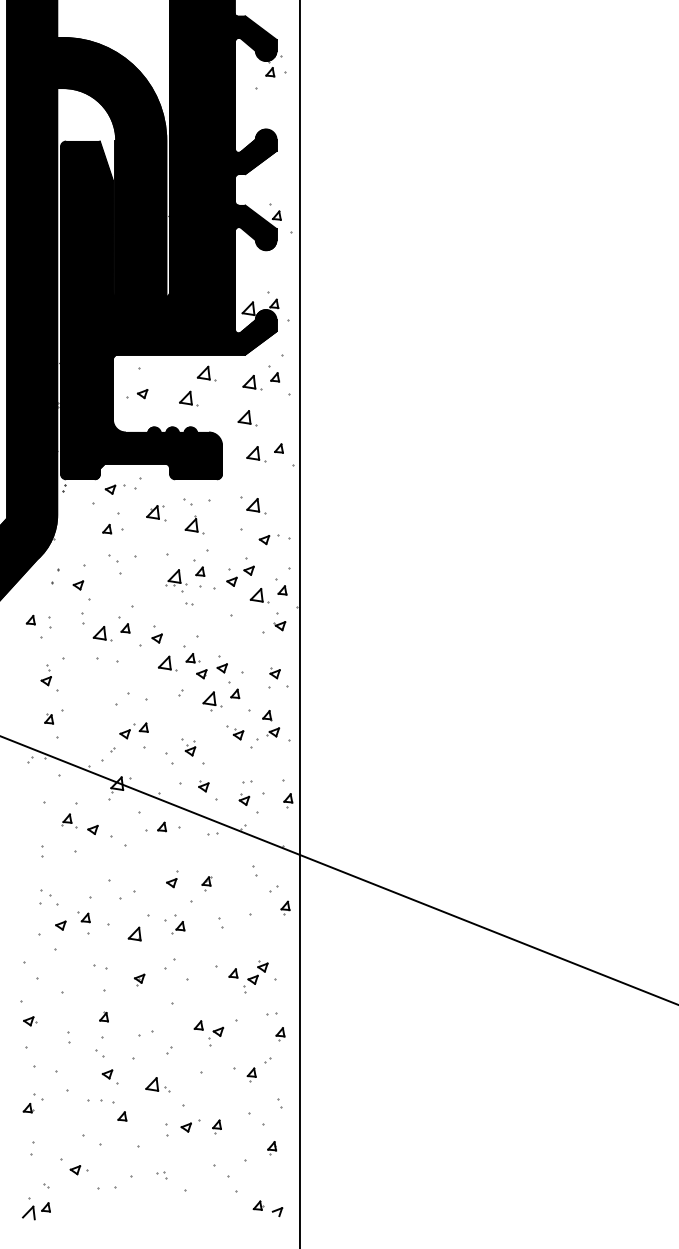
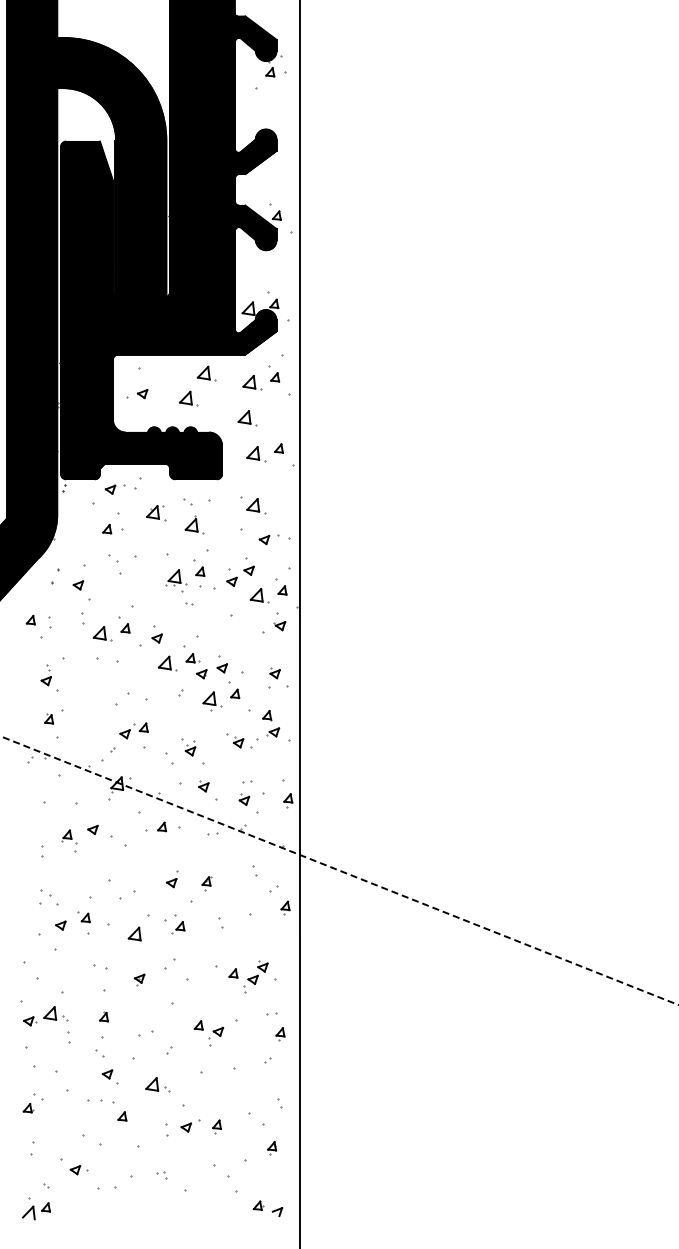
part position: (235, 732) -> (235, 740) (235, 740)
part position: (69, 820) -> (69, 836) (69, 836)
line: solid -> dashed (338, 870)
part: none -> present (55, 1013)
part: present -> none (251, 1074)
